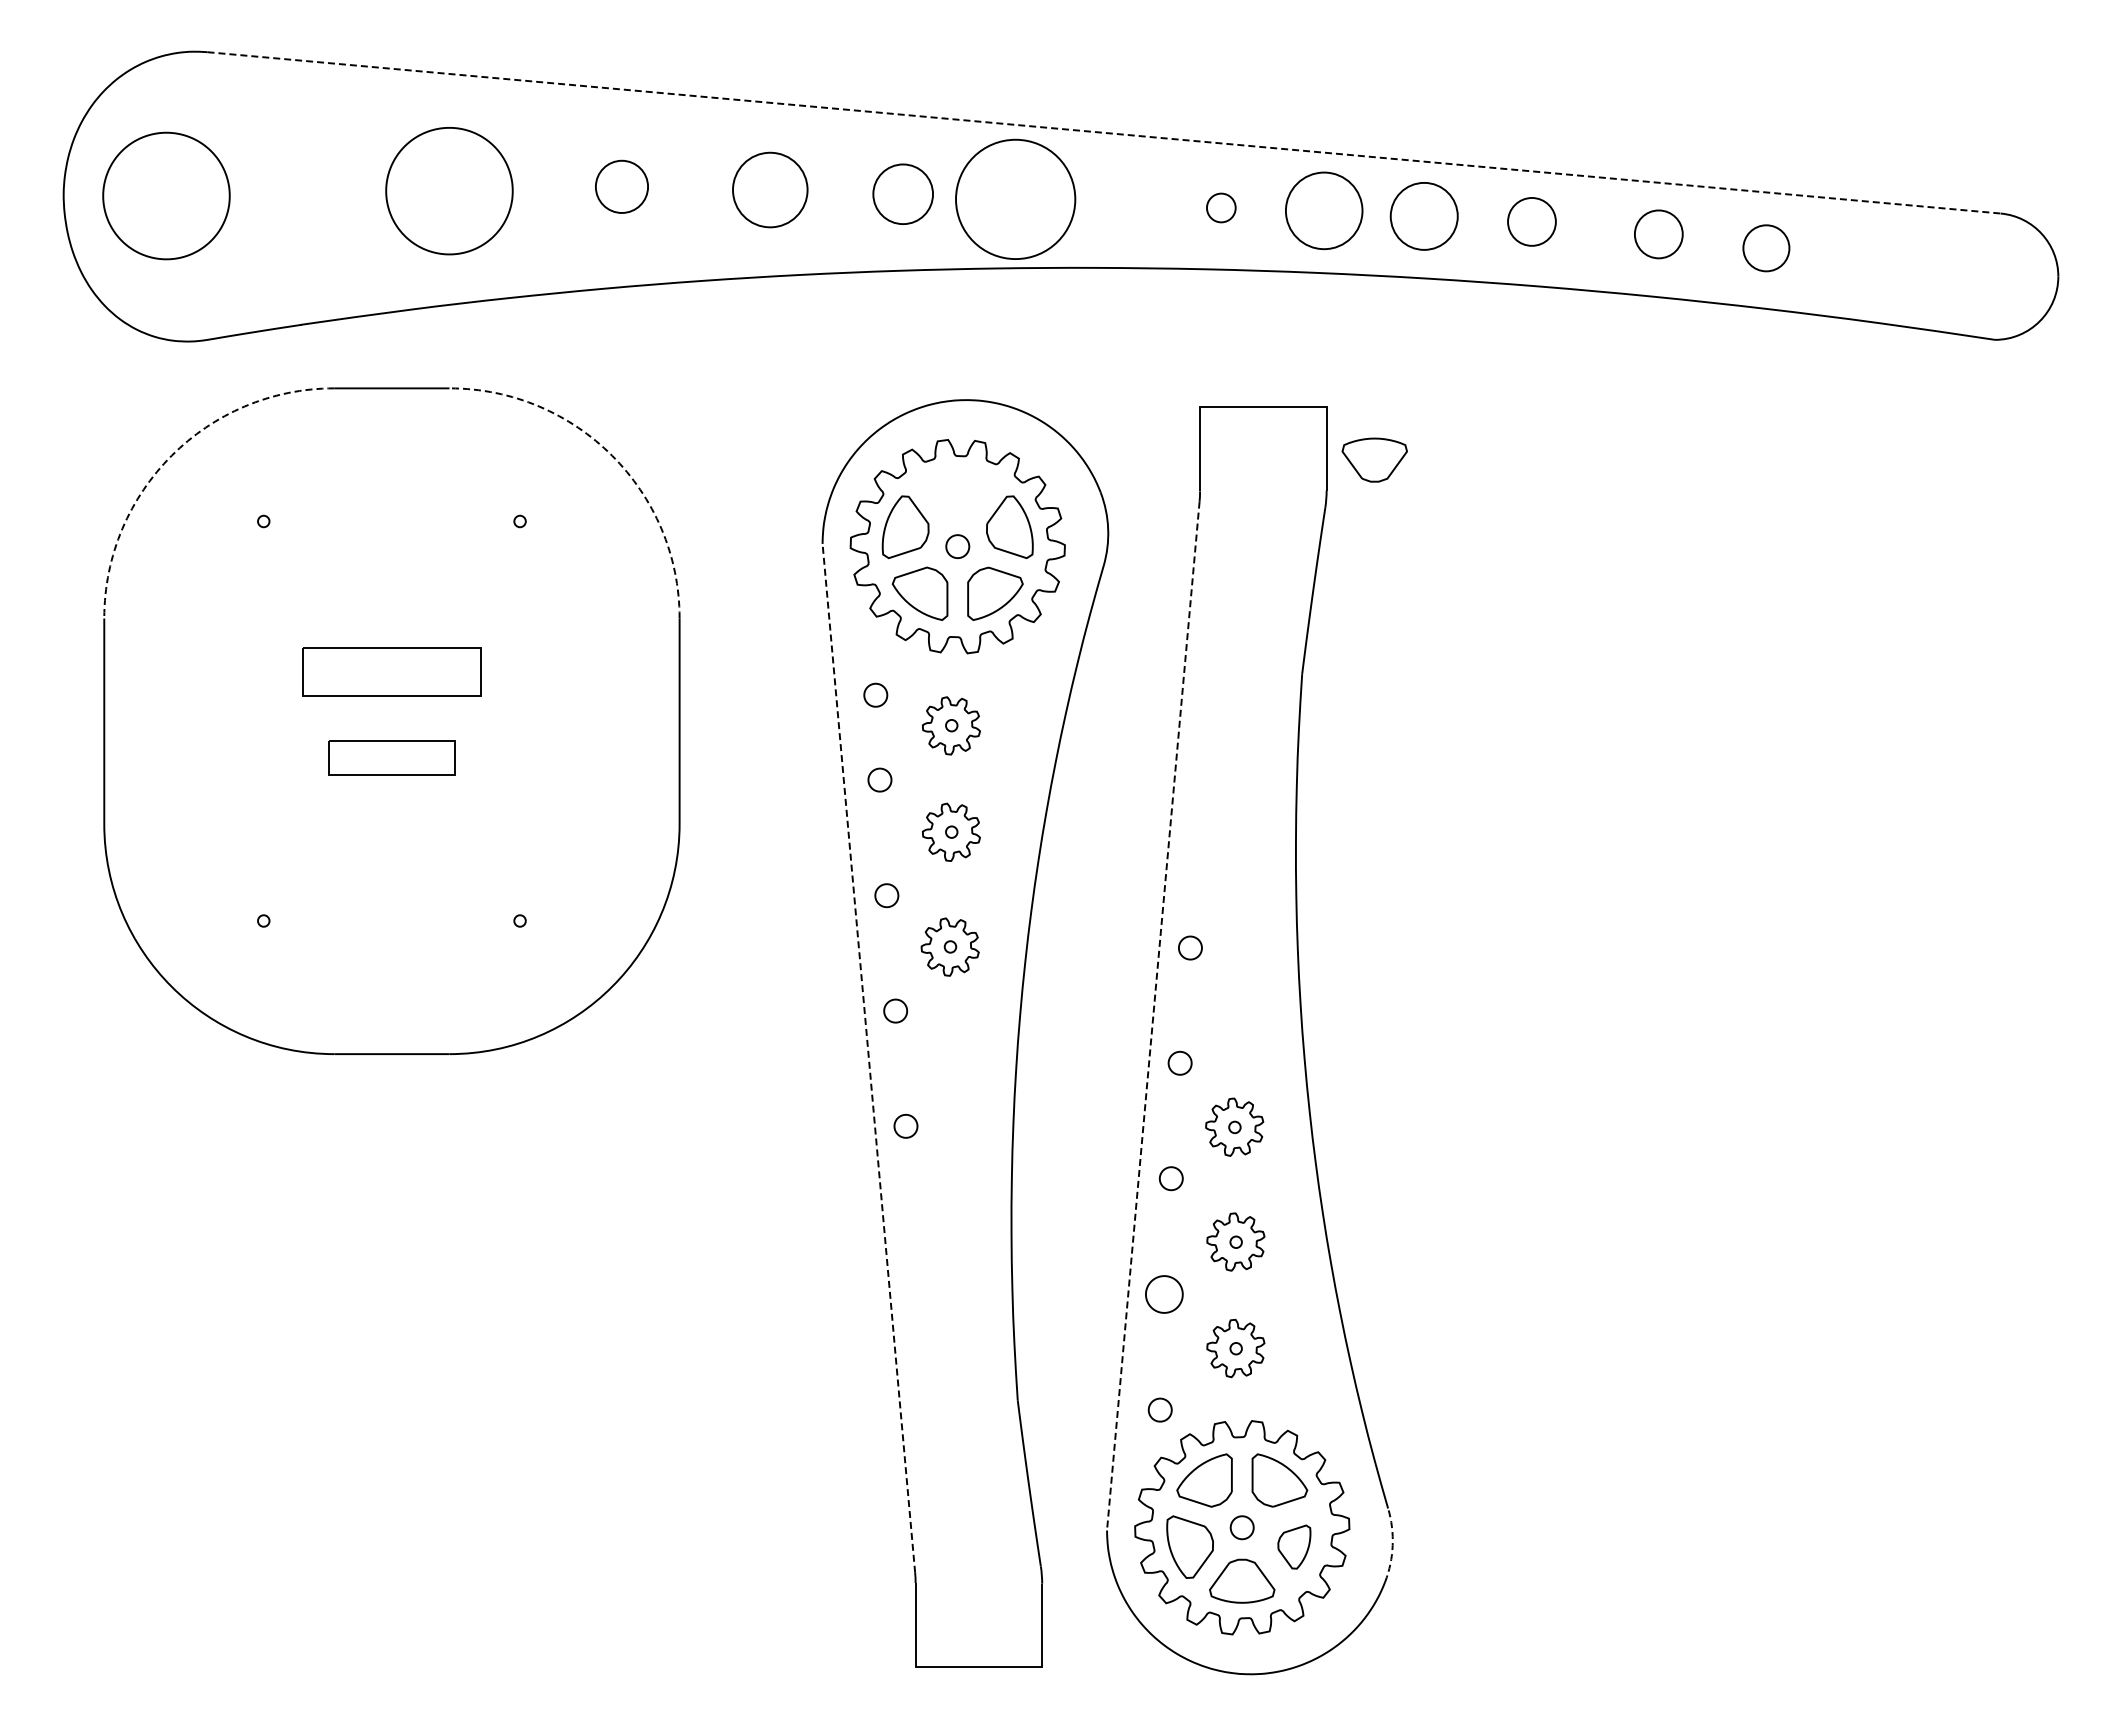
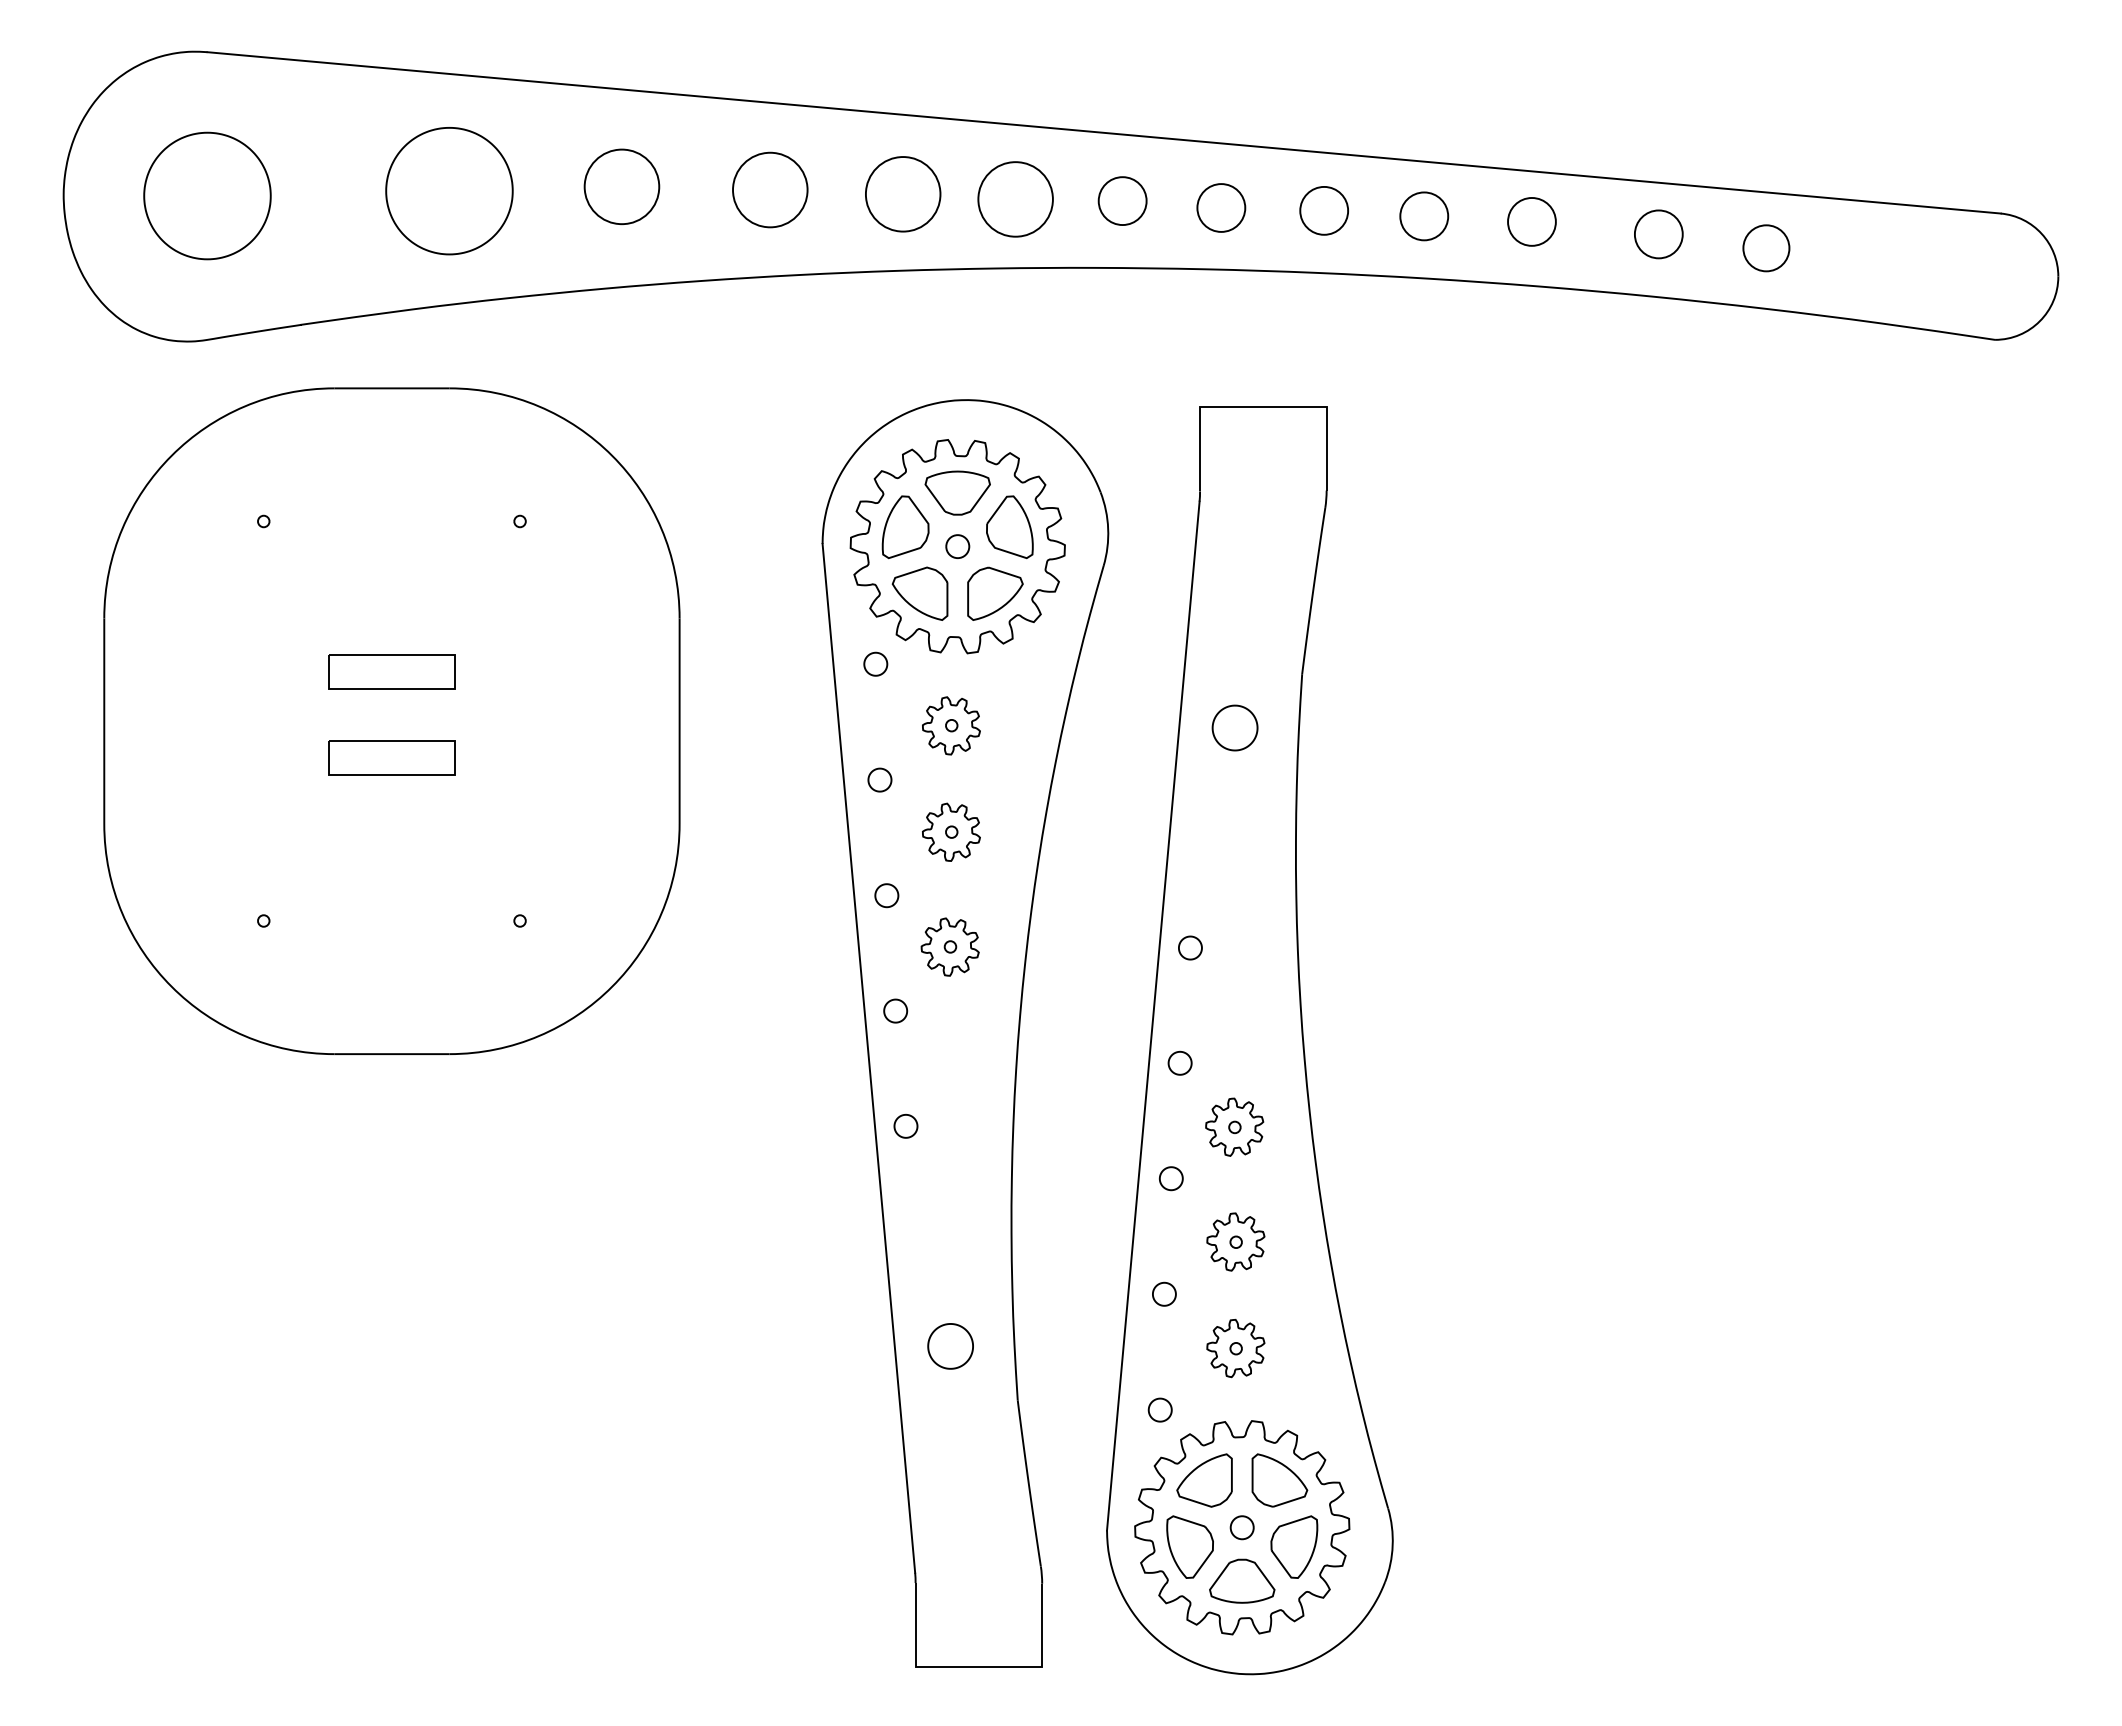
line: dashed -> solid (1104, 132)
circle diameter: 52 px -> 75 px (621, 186)
circle diameter: 60 px -> 75 px (902, 194)
part position: (166, 195) -> (207, 195) (207, 195)
circle diameter: 119 px -> 75 px (1015, 199)
circle: none -> present (1122, 200)
circle diameter: 29 px -> 48 px (1221, 207)
circle diameter: 77 px -> 48 px (1324, 210)
circle diameter: 67 px -> 48 px (1424, 216)
arc: dashed -> solid (171, 455)
arc: dashed -> solid (612, 455)
part position: (1374, 459) -> (957, 492) (957, 492)
part size: 180x50 px -> 128x36 px (391, 671)
part position: (875, 694) -> (875, 663) (875, 663)
part: none -> present (1234, 727)
line: dashed -> solid (1153, 1016)
line: dashed -> solid (868, 1057)
part size: 39x39 px -> 25x26 px (1164, 1293)
part: none -> present (950, 1346)
arc: dashed -> solid (1392, 1545)
part size: 35x46 px -> 49x64 px (1294, 1546)
